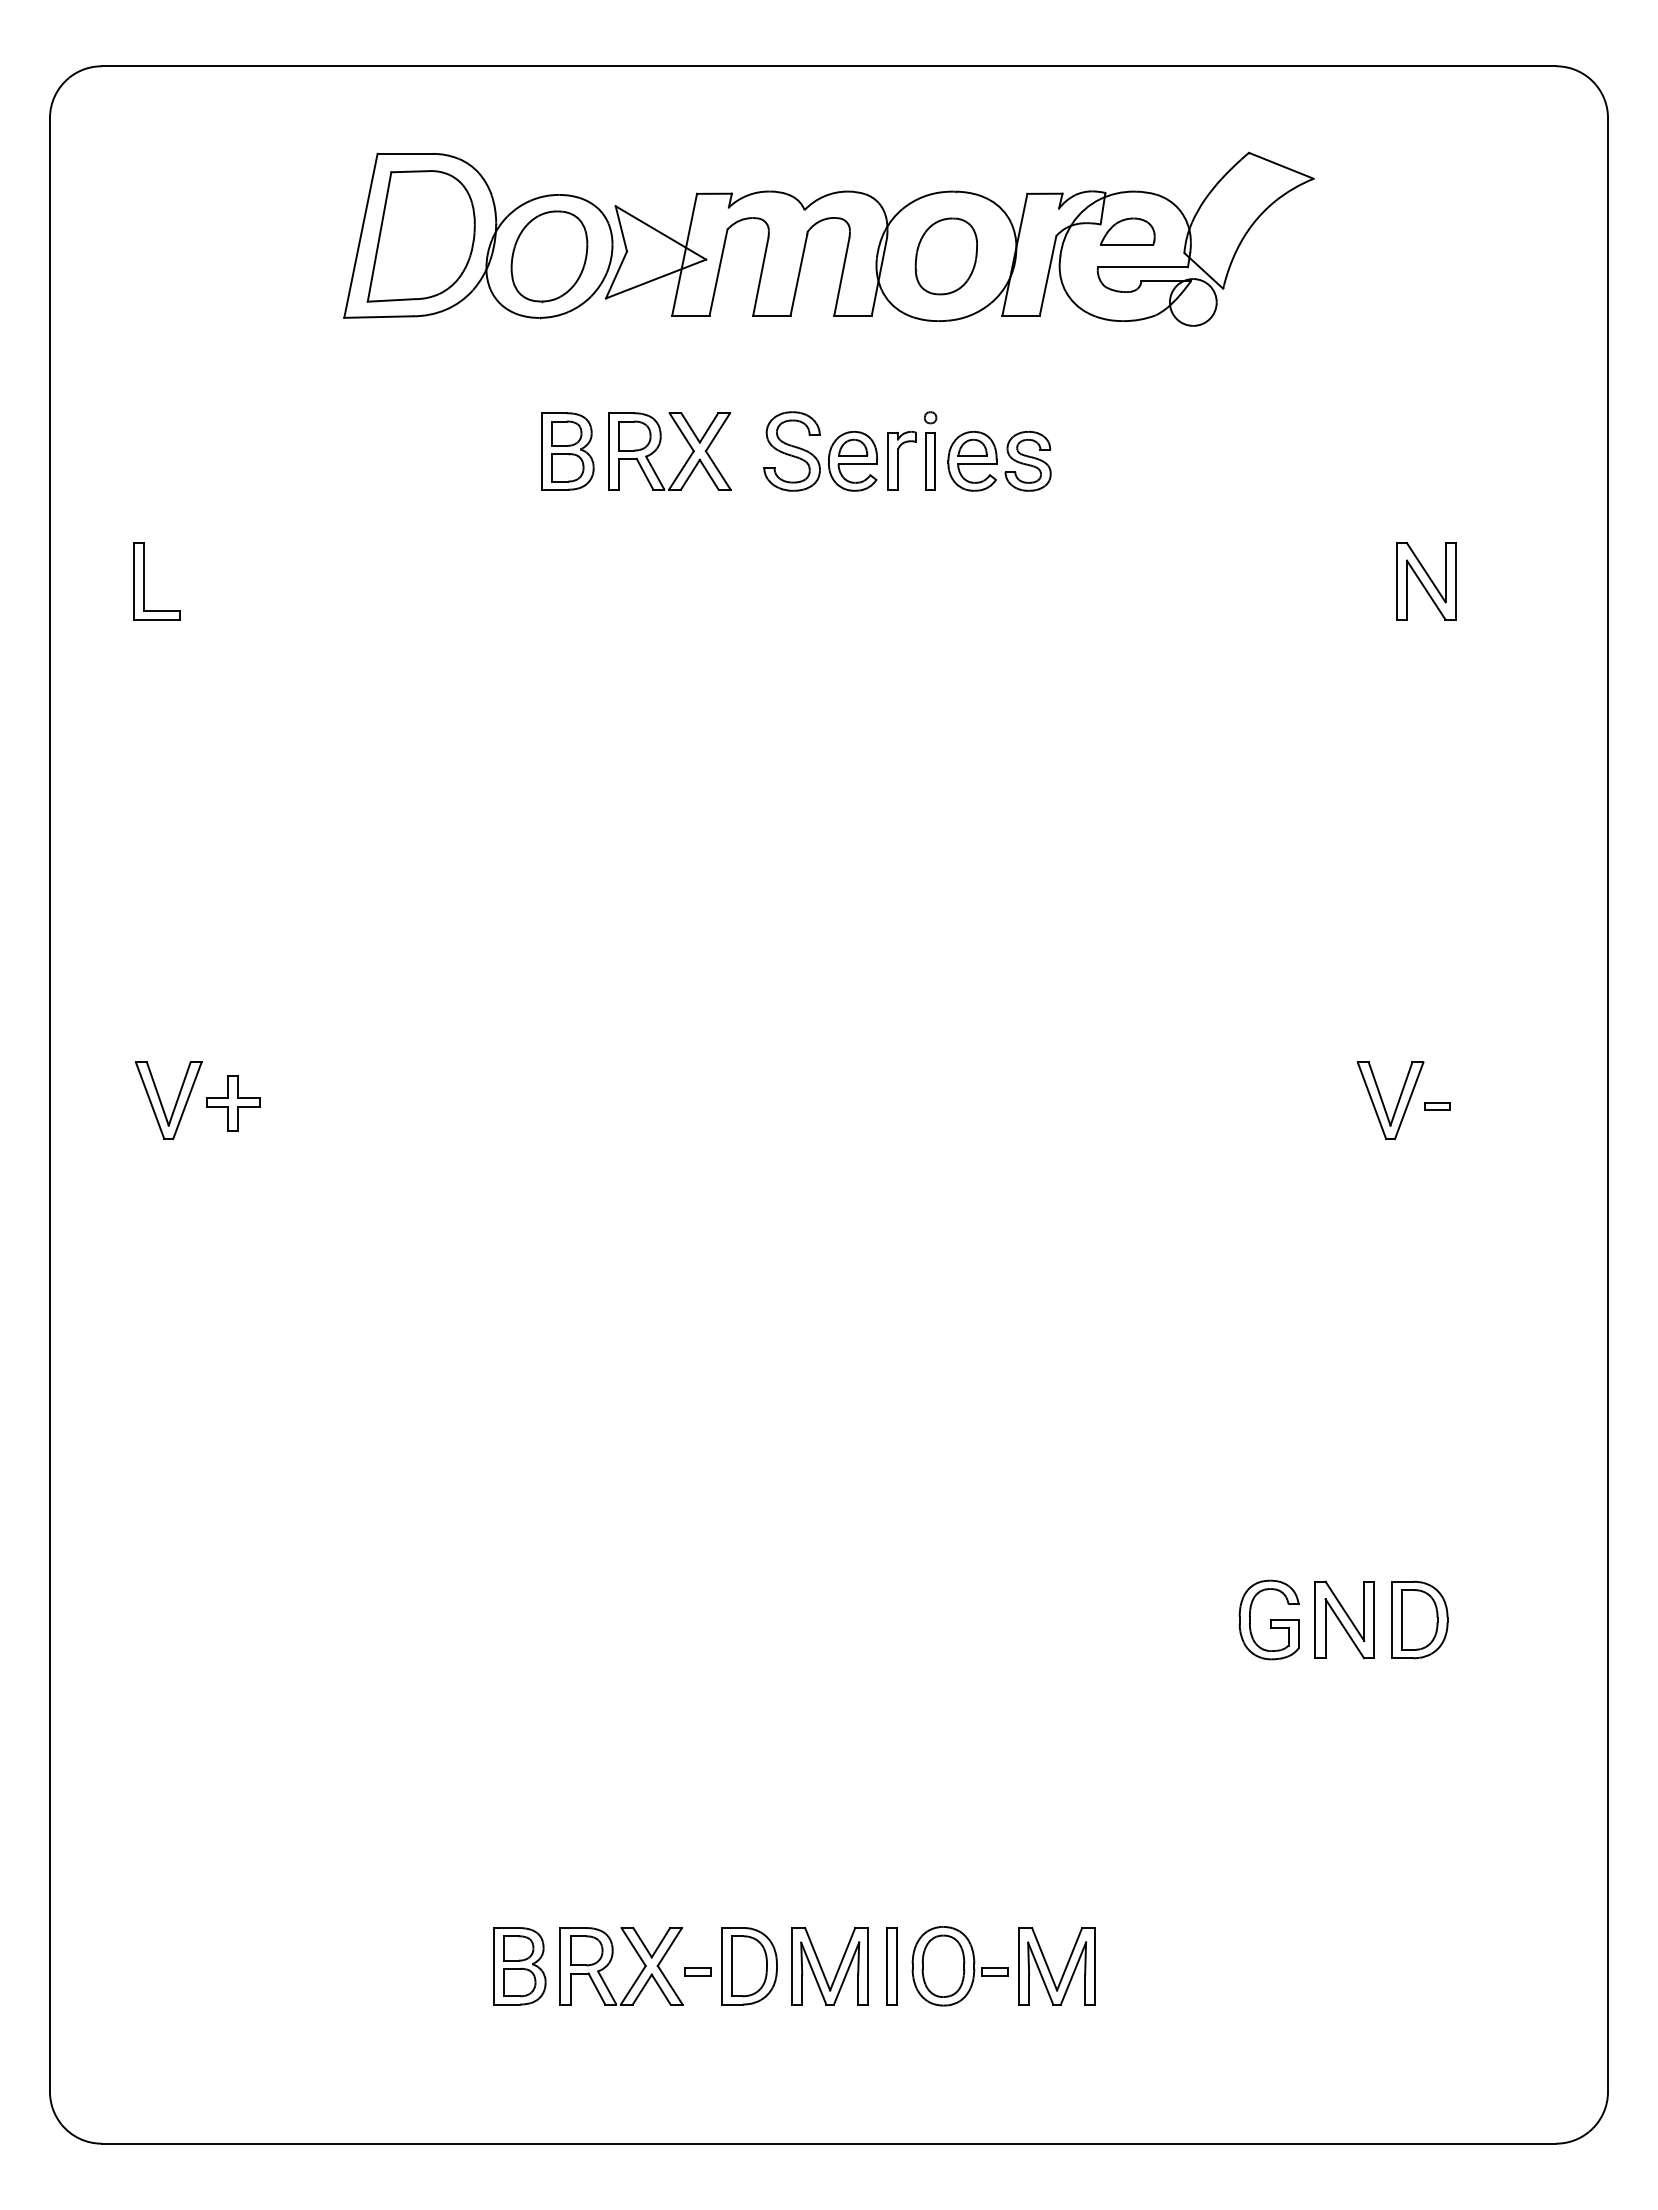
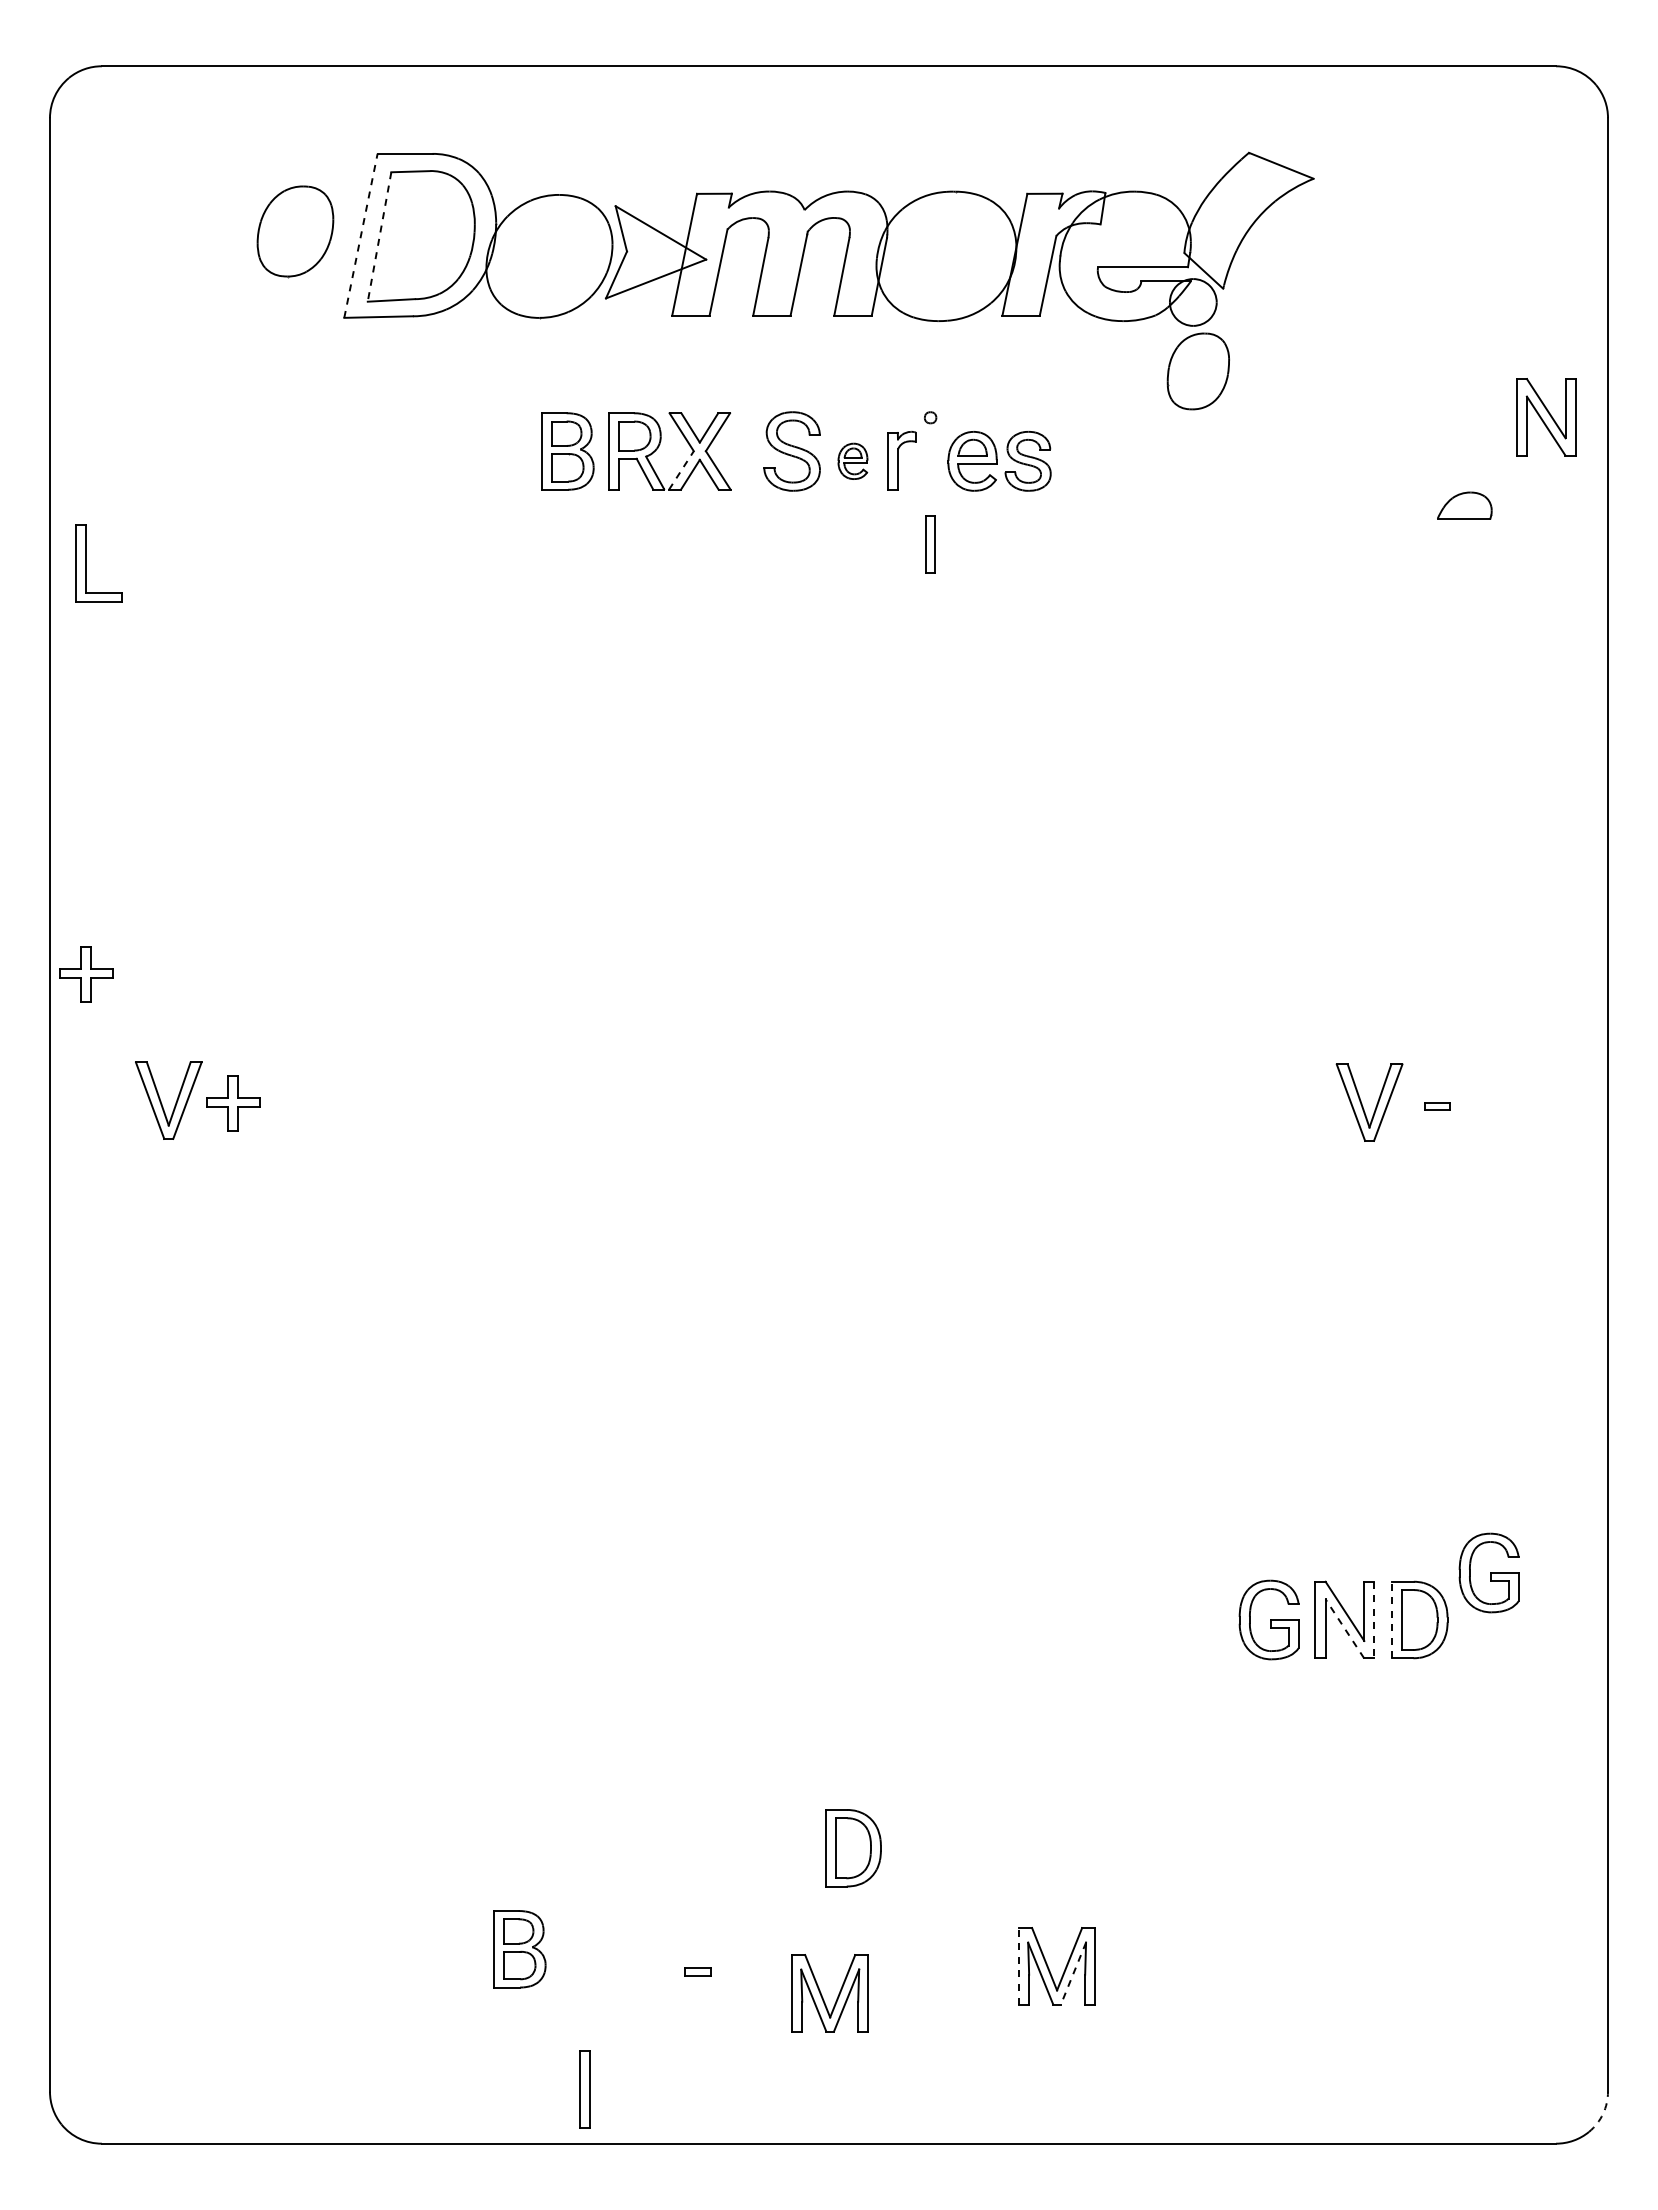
part position: (1127, 231) -> (1464, 505) (1464, 505)
line: solid -> dashed (360, 235)
line: solid -> dashed (379, 237)
part position: (549, 256) -> (295, 231) (295, 231)
part position: (945, 256) -> (1197, 371) (1197, 371)
part size: 50x61 px -> 32x38 px (852, 460)
part position: (930, 461) -> (930, 544) (930, 544)
line: solid -> dashed (681, 470)
part position: (144, 581) -> (86, 563) (86, 563)
part position: (1426, 581) -> (1546, 417) (1546, 417)
part: none -> present (86, 974)
part position: (1383, 1101) -> (1362, 1103) (1362, 1103)
part: none -> present (1488, 1572)
line: solid -> dashed (1392, 1619)
line: solid -> dashed (1374, 1620)
line: solid -> dashed (1344, 1628)
part: present -> none (611, 1961)
line: solid -> dashed (1019, 1965)
part position: (519, 1966) -> (519, 1949) (519, 1949)
part position: (749, 1966) -> (853, 1848) (853, 1848)
part position: (891, 1966) -> (584, 2089) (584, 2089)
part: present -> none (959, 1966)
part position: (823, 1970) -> (823, 1997) (823, 1997)
line: solid -> dashed (1073, 1974)
arc: solid -> dashed (1603, 2113)
